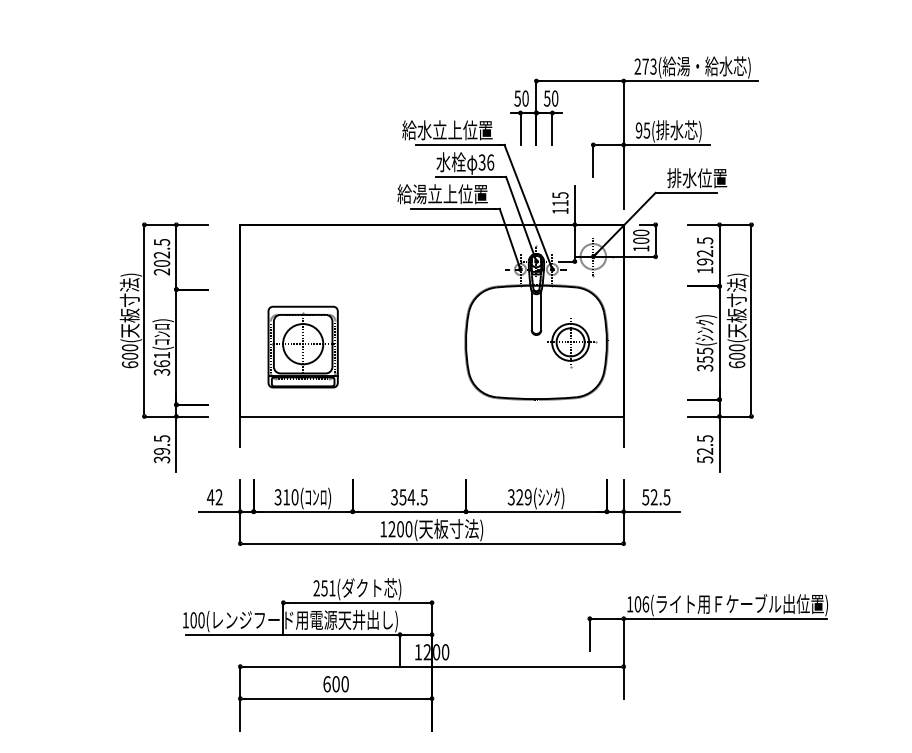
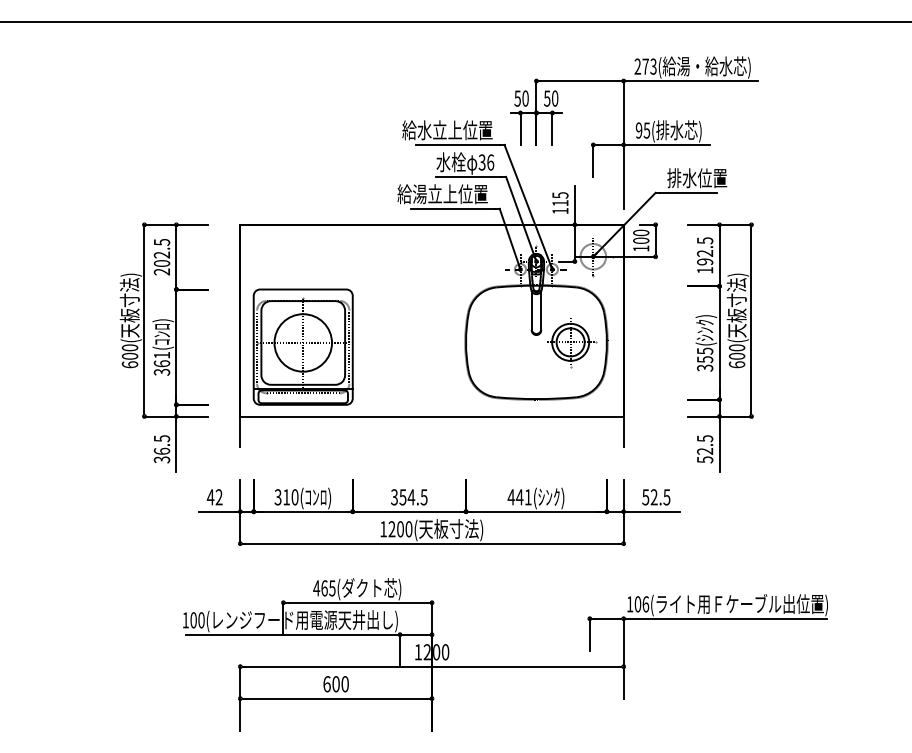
line: none -> present (455, 22)
part size: 72x84 px -> 102x118 px (302, 346)
text: 39.5 -> 36.5 (161, 450)
text: 329( -> 441( (519, 497)
text: 251( -> 465( (324, 588)
